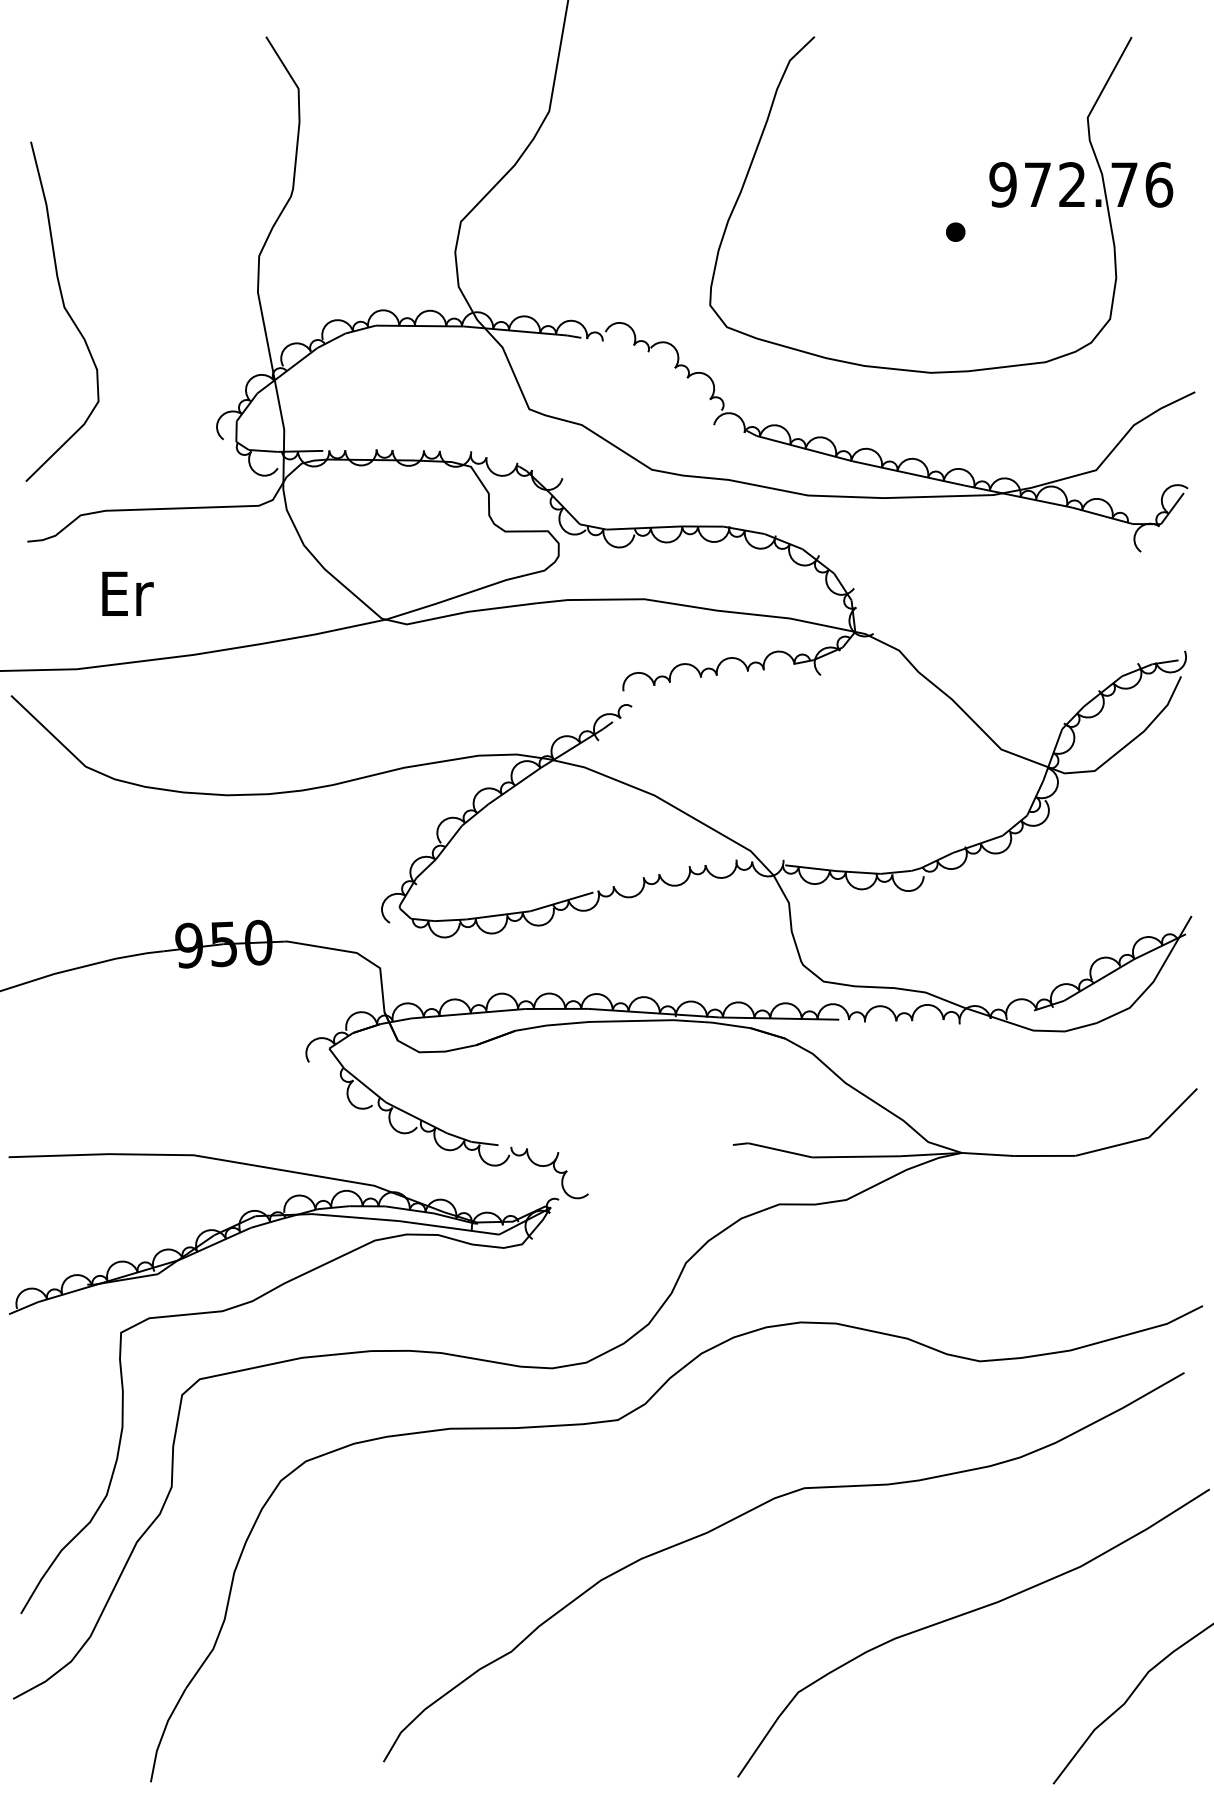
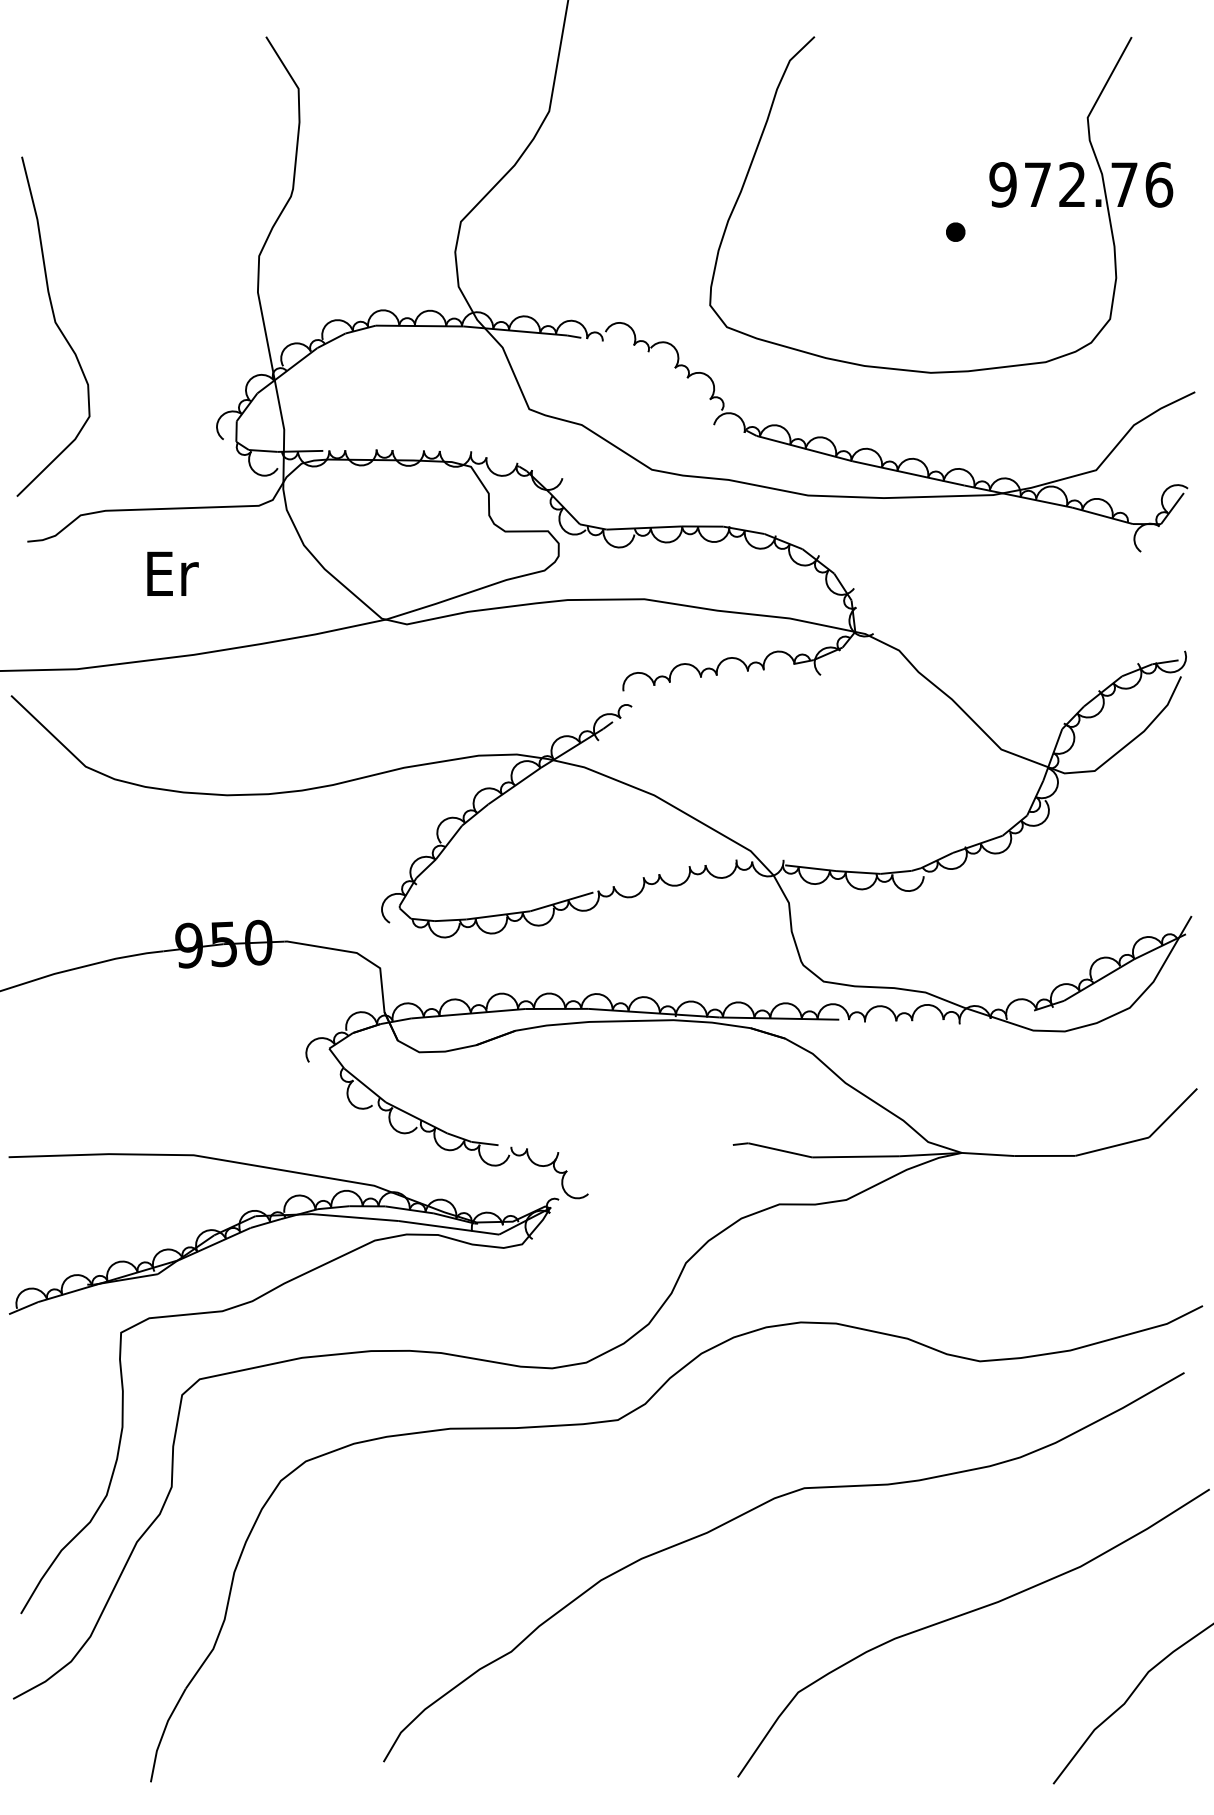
curve position: (64, 309) -> (55, 324) (55, 324)
text position: (127, 593) -> (172, 573) (172, 573)
